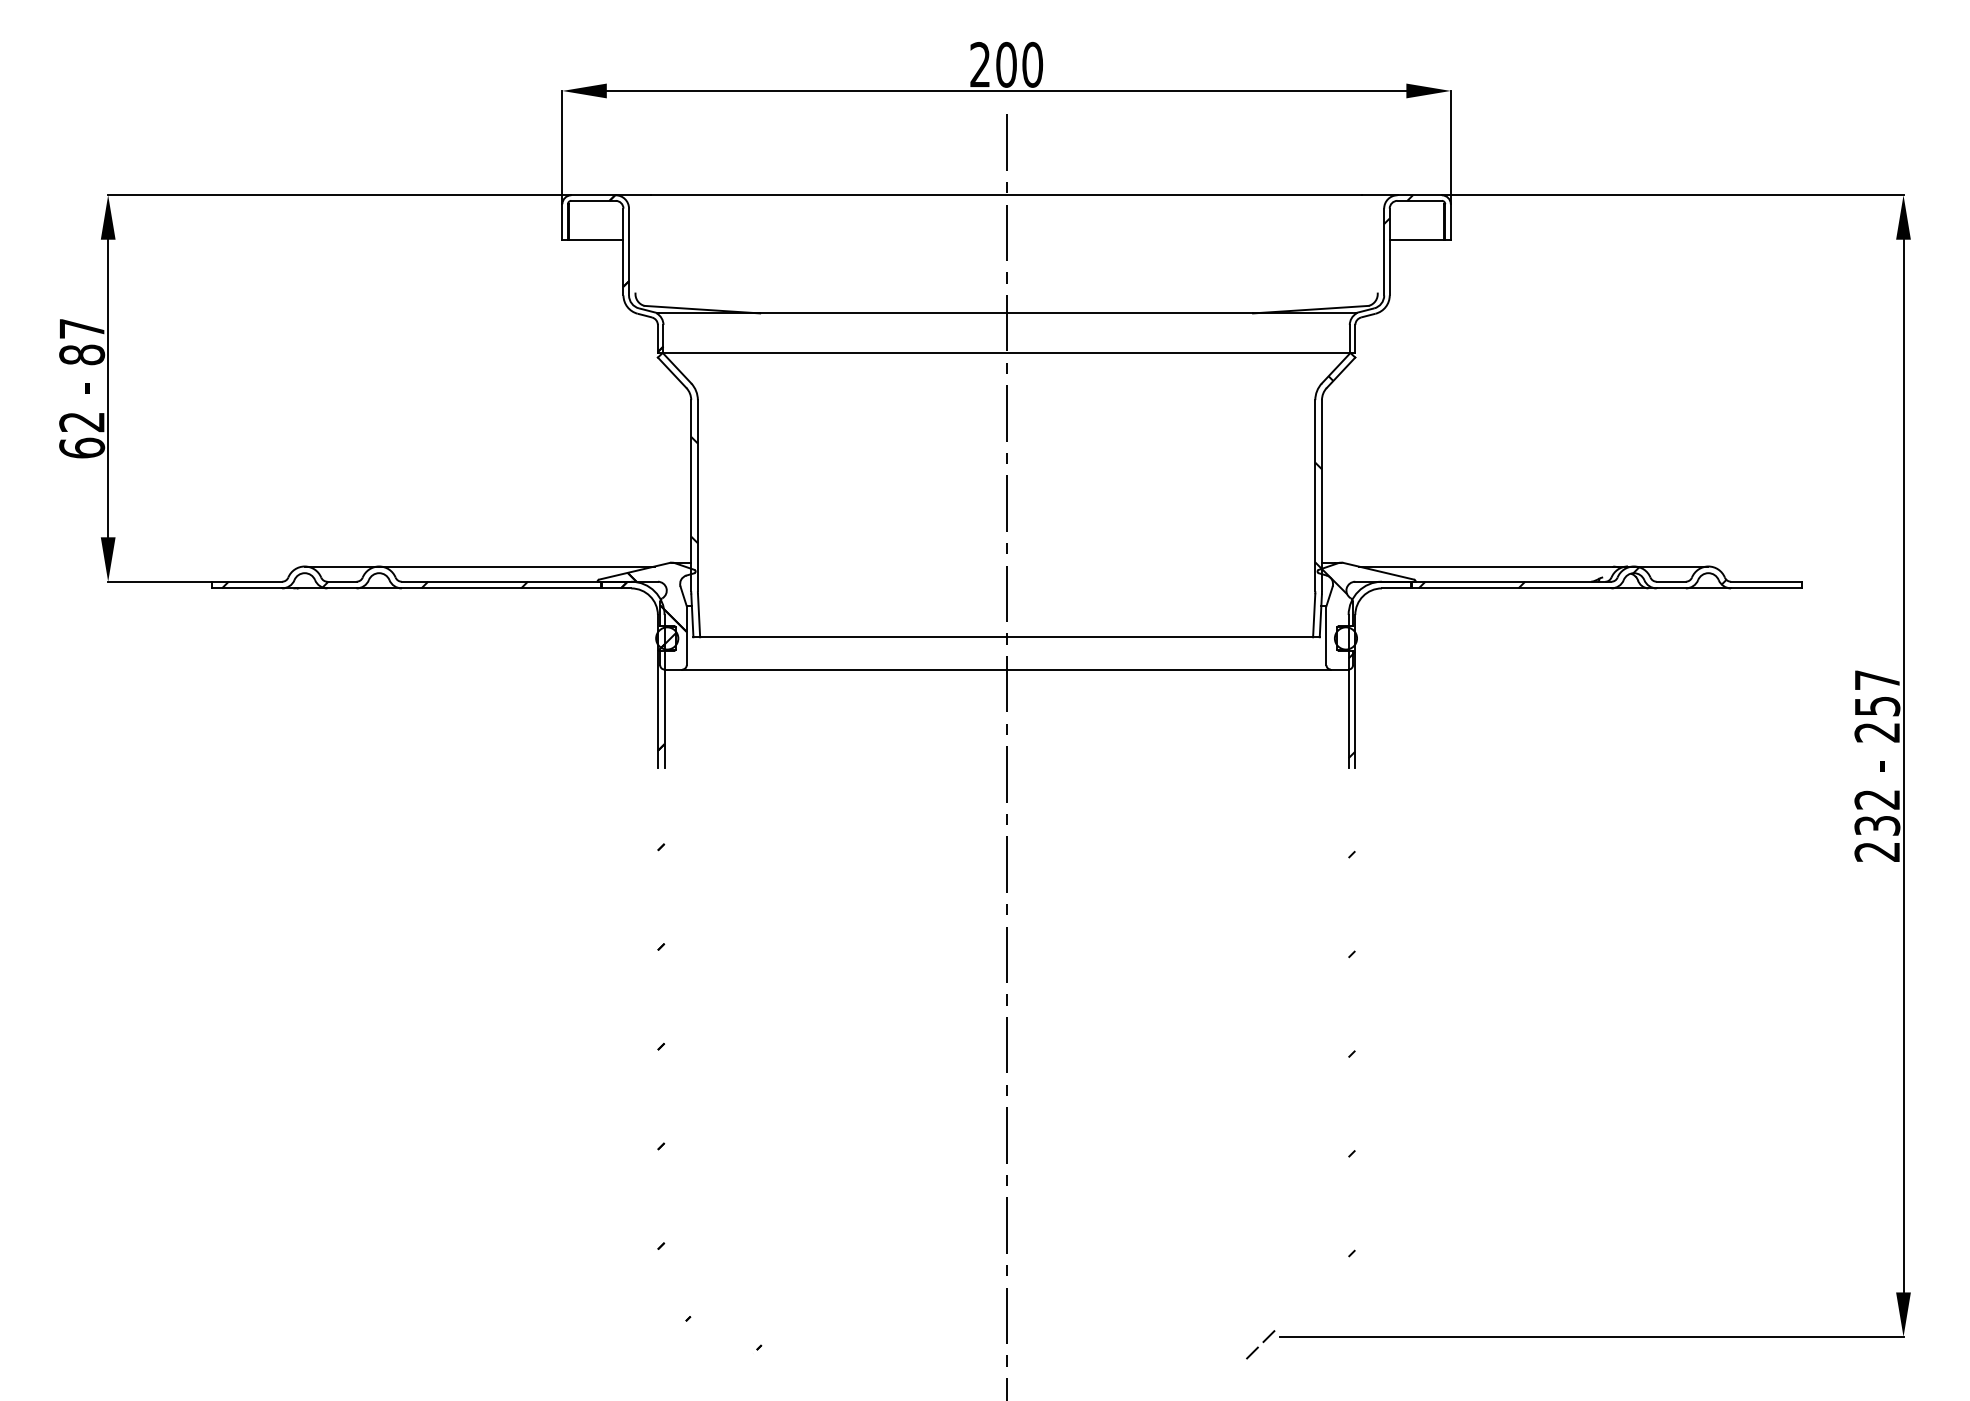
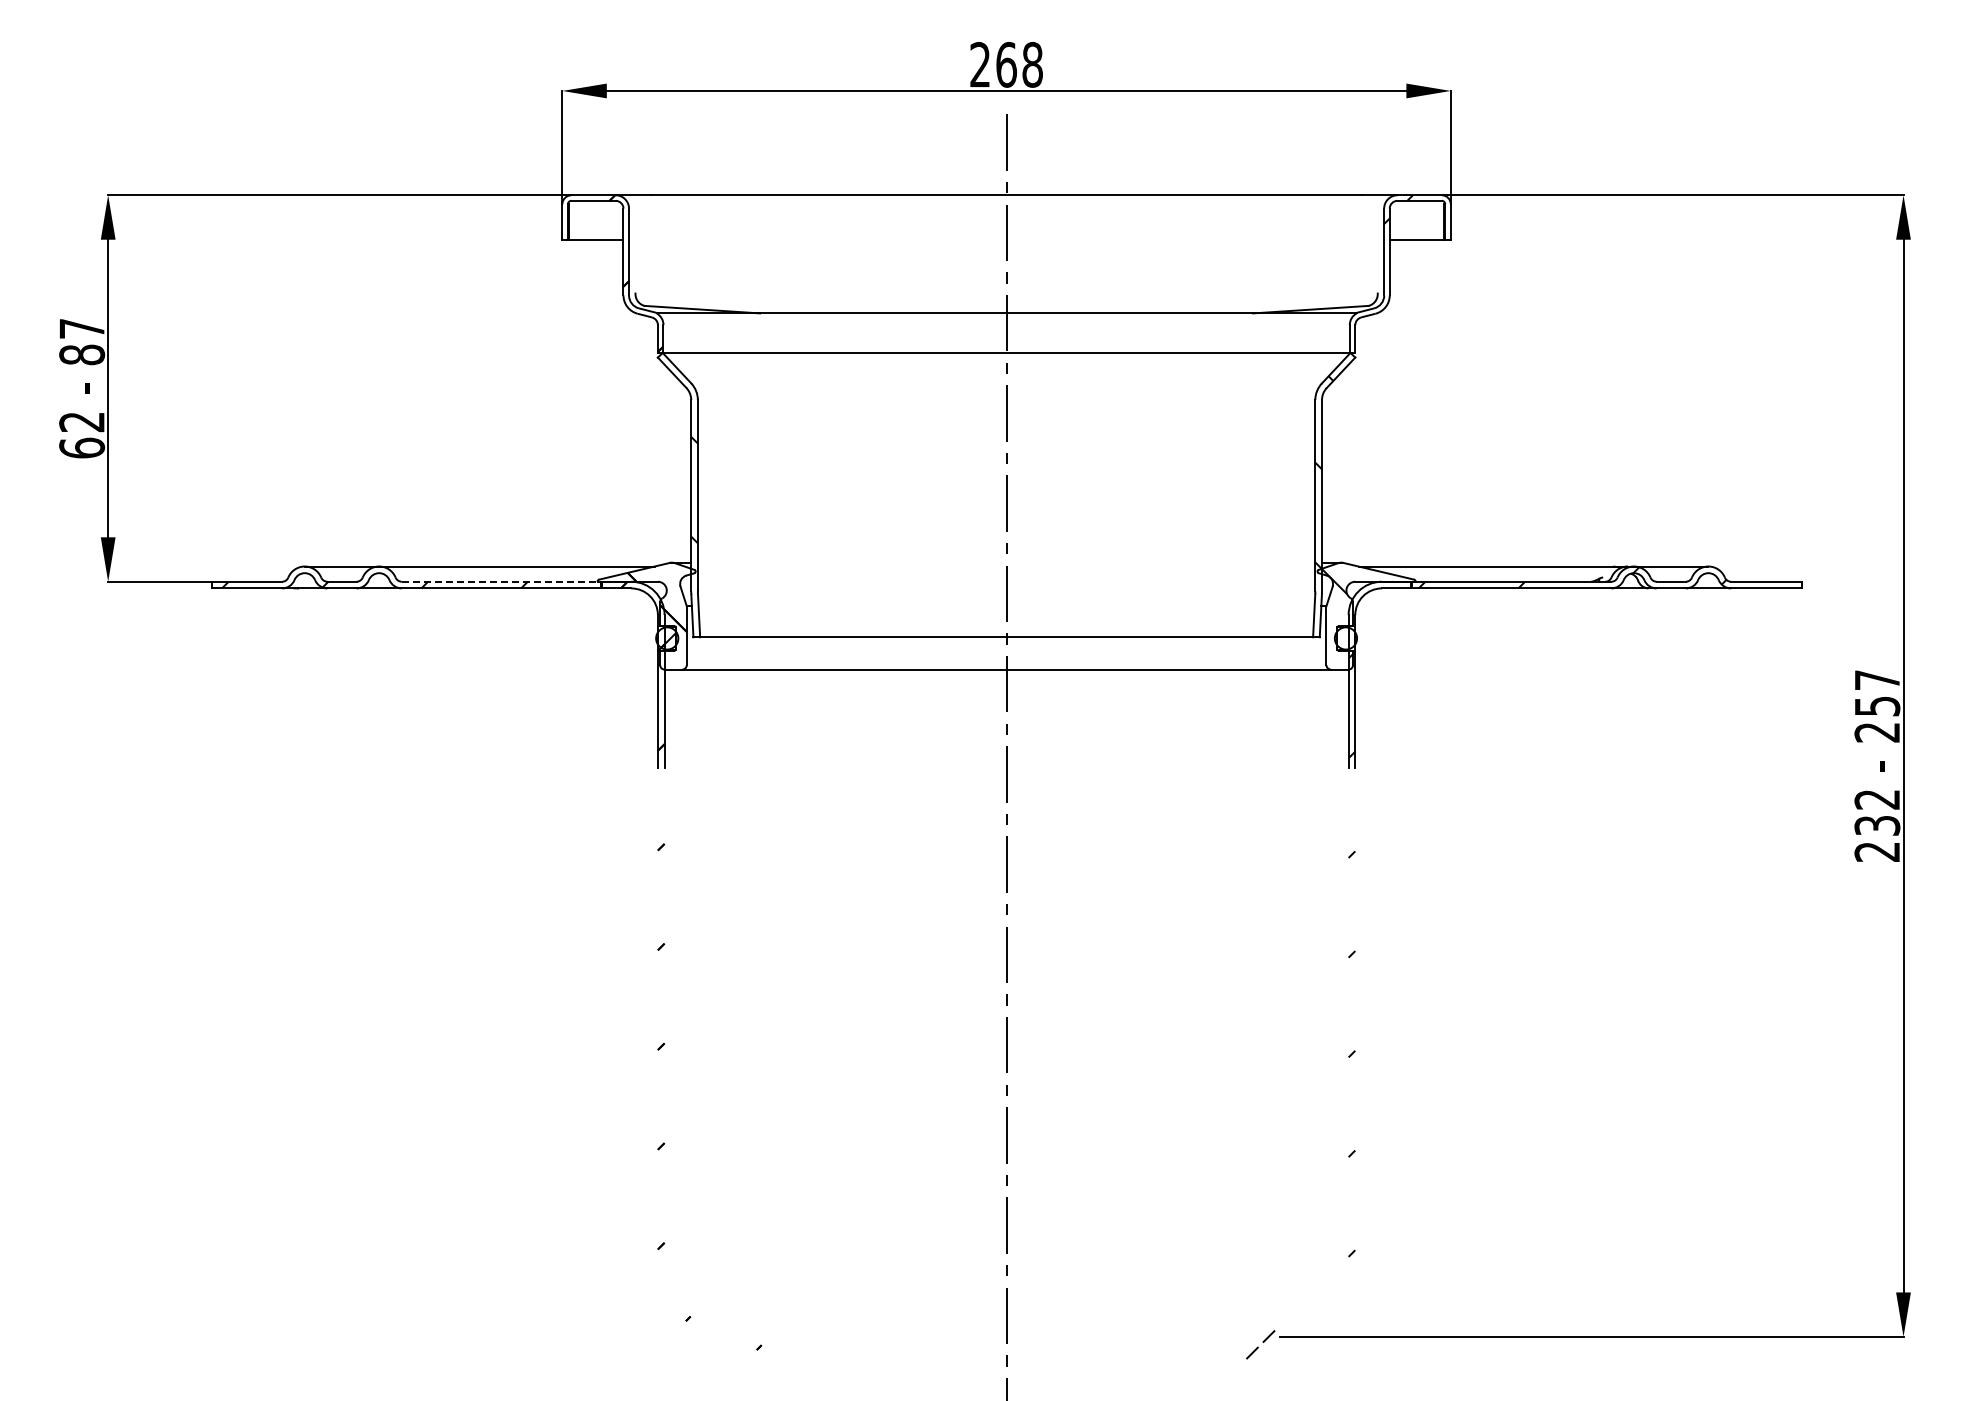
text: 200 -> 268 (1019, 64)
line: solid -> dashed (501, 581)
